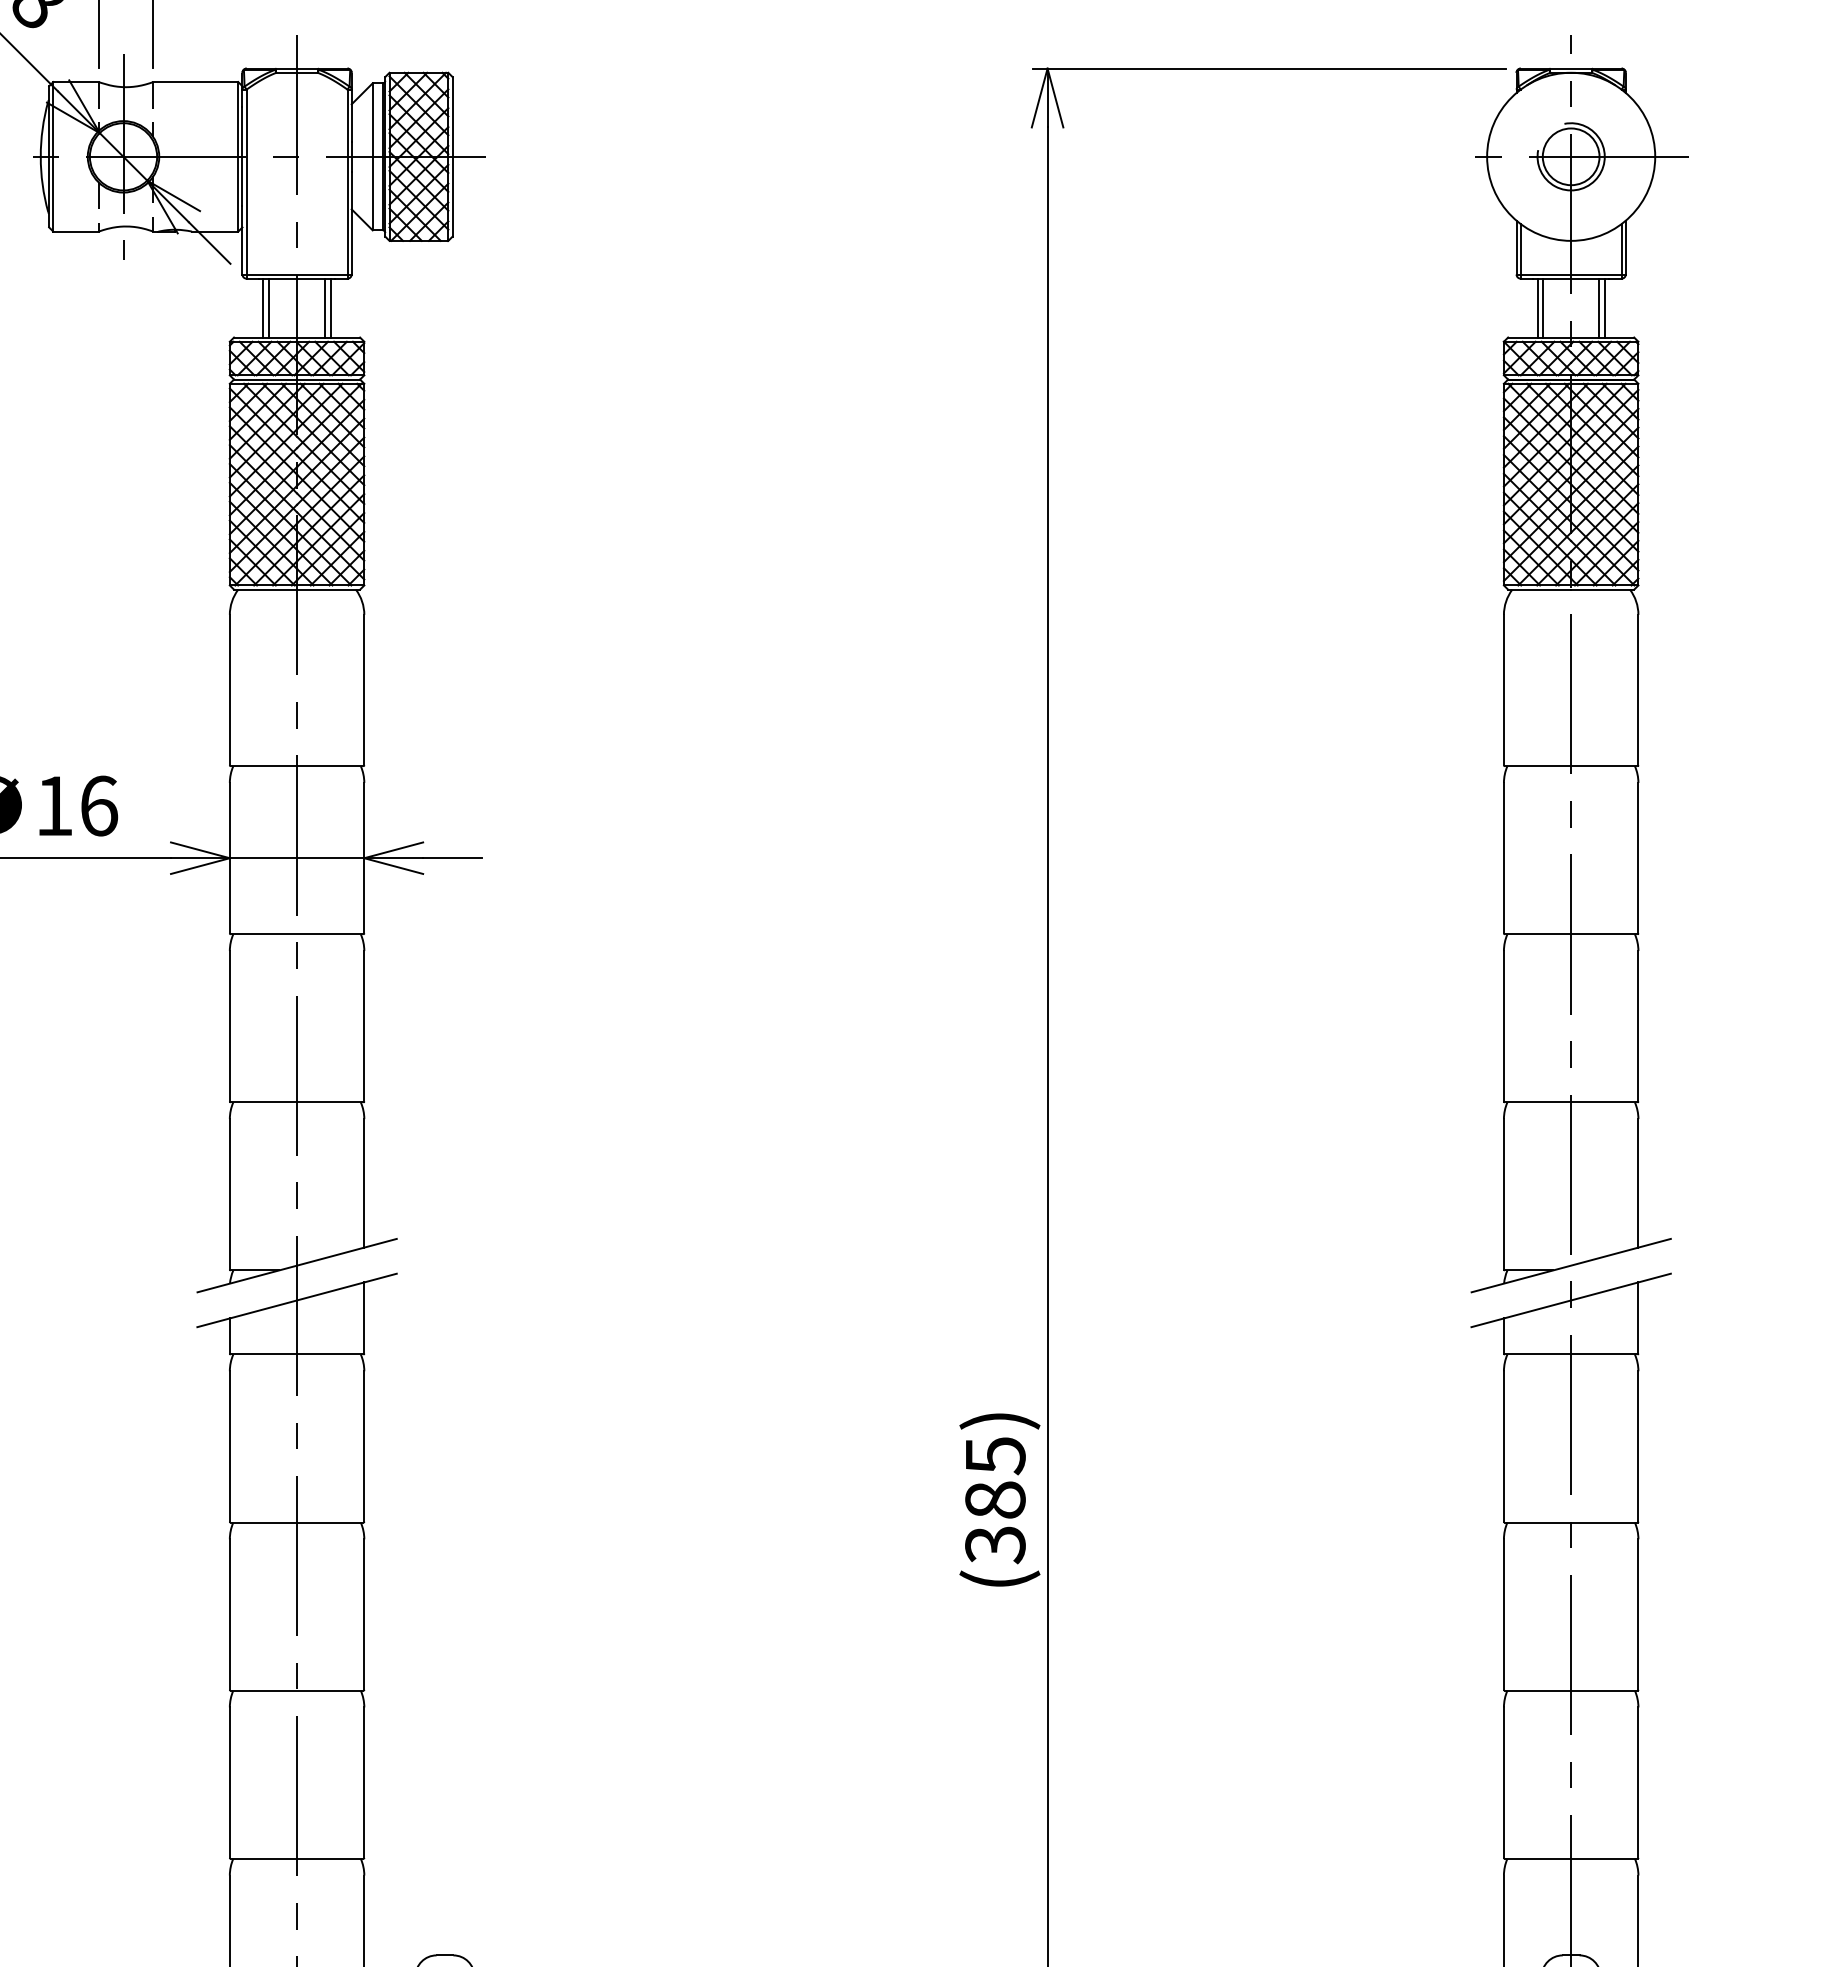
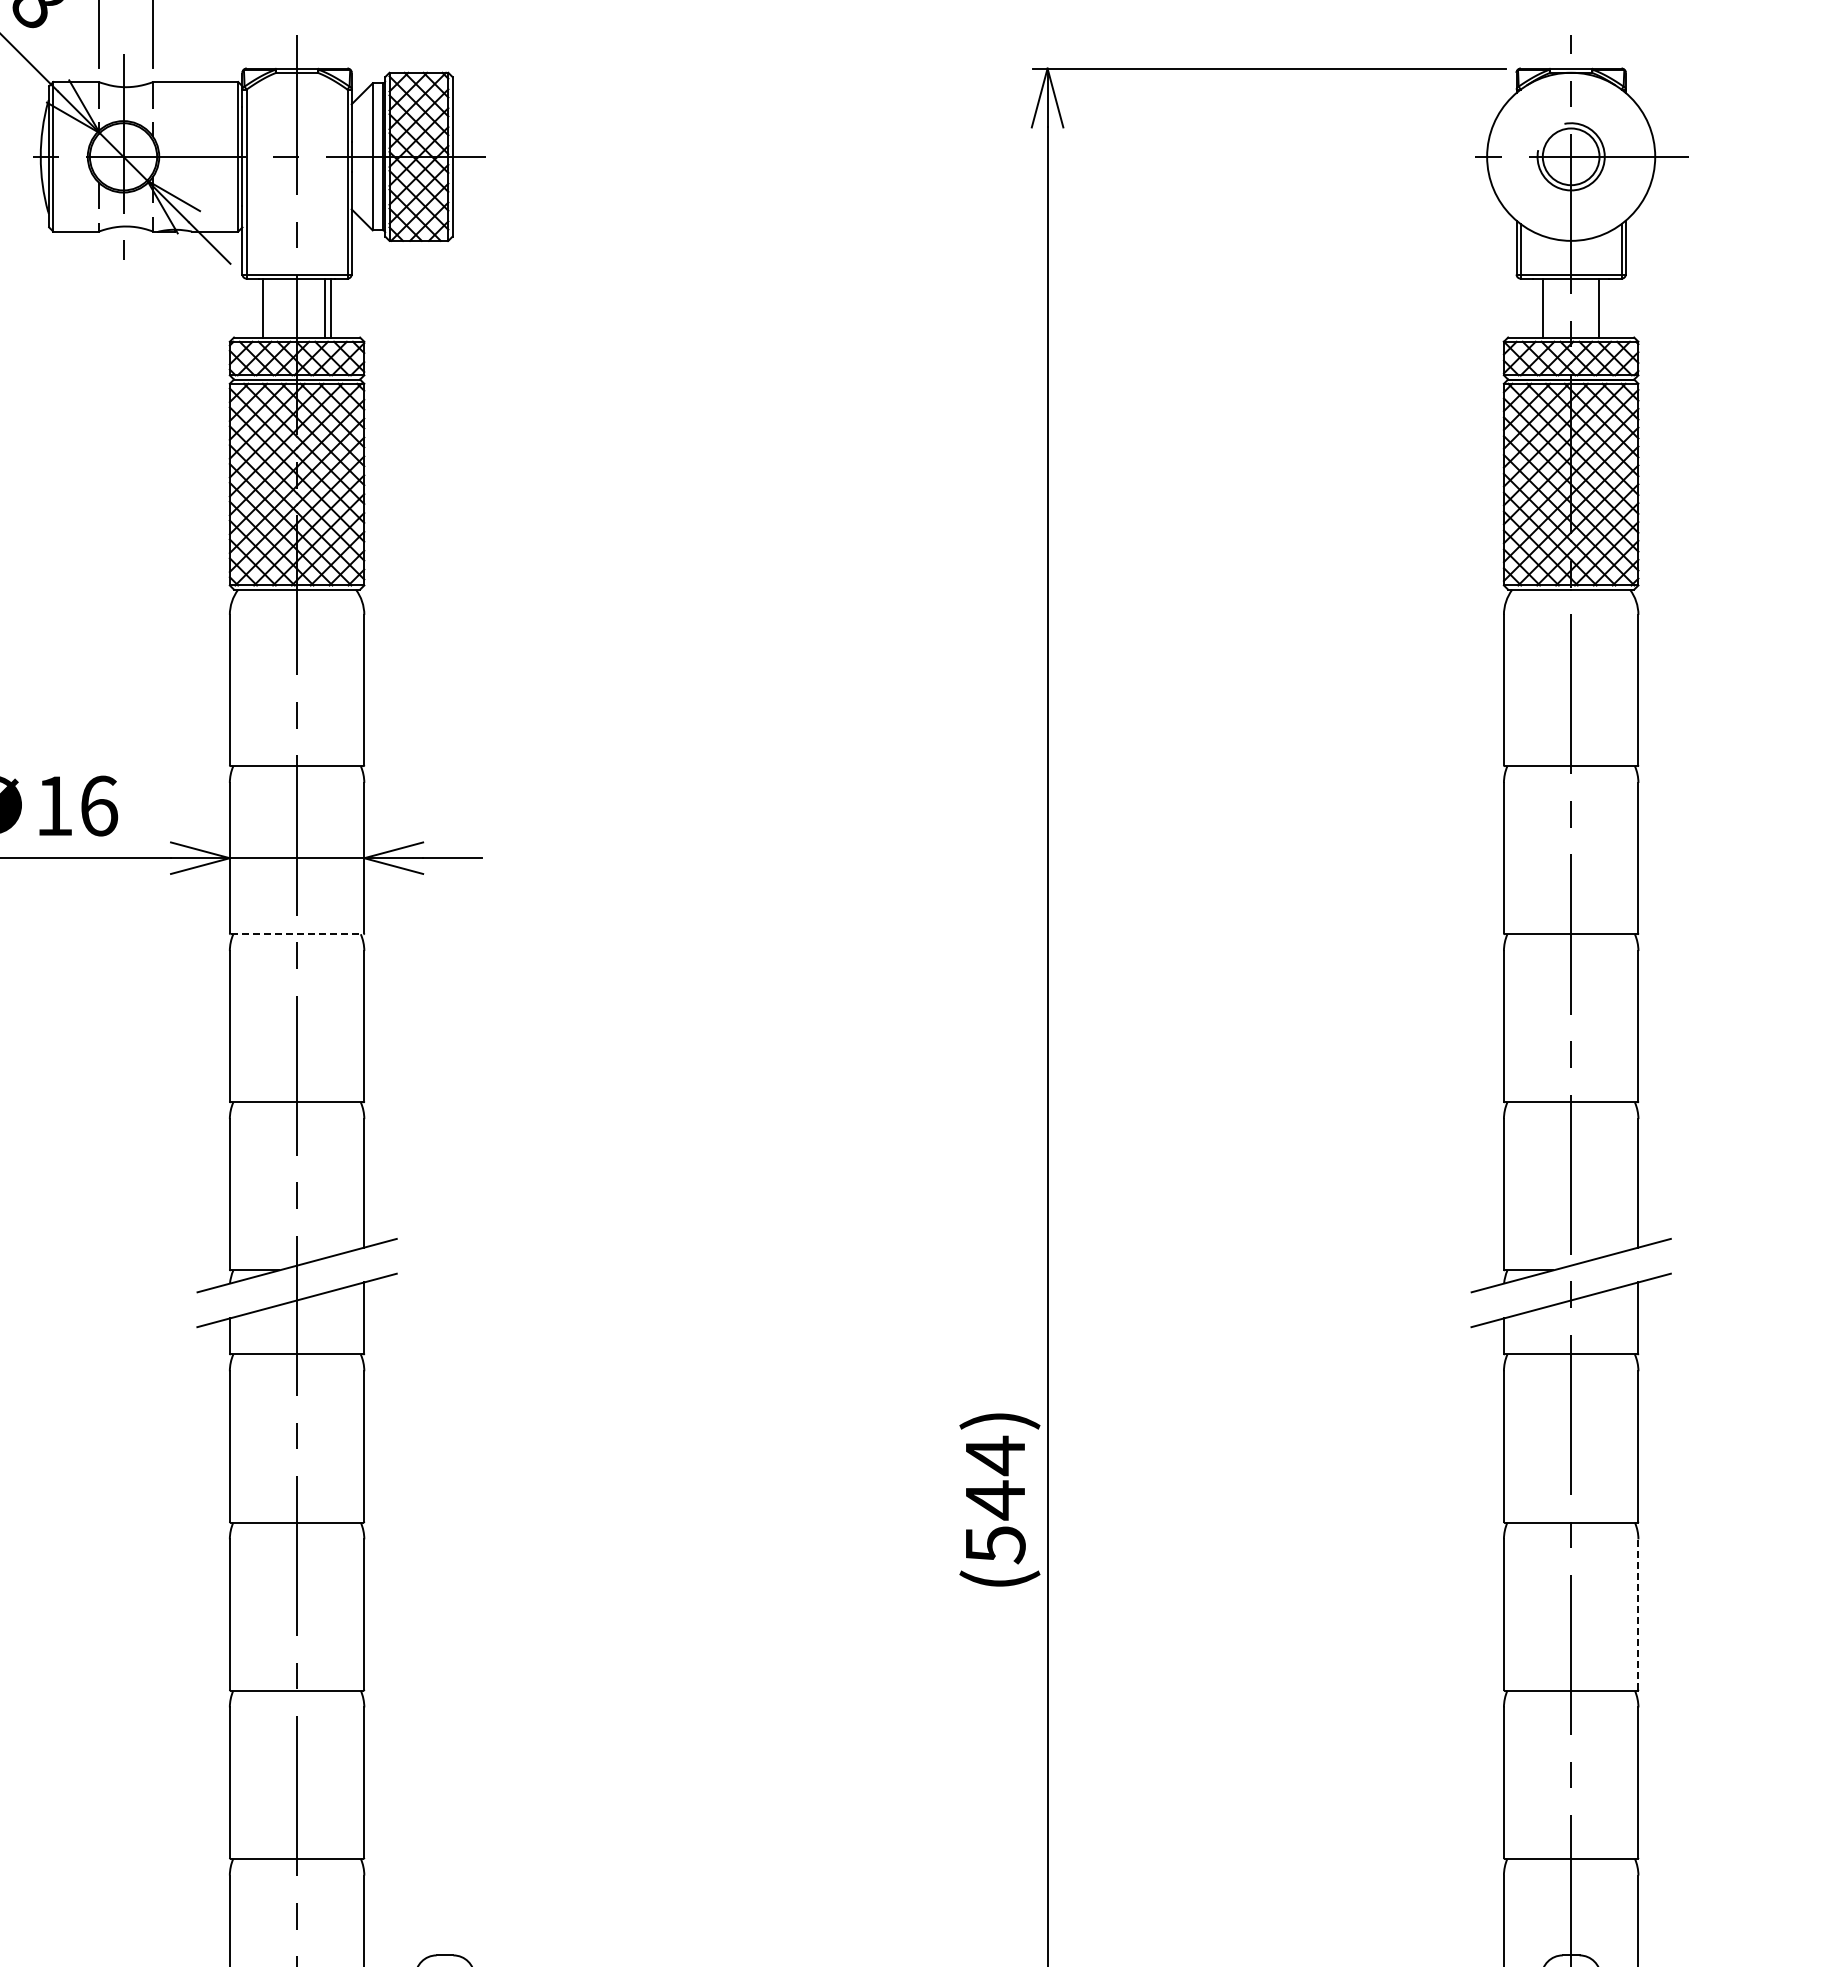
line: present -> none (269, 307)
line: present -> none (1537, 307)
line: present -> none (1604, 307)
line: solid -> dashed (297, 934)
text: (385) -> (544) (995, 1499)
line: solid -> dashed (1638, 1614)
